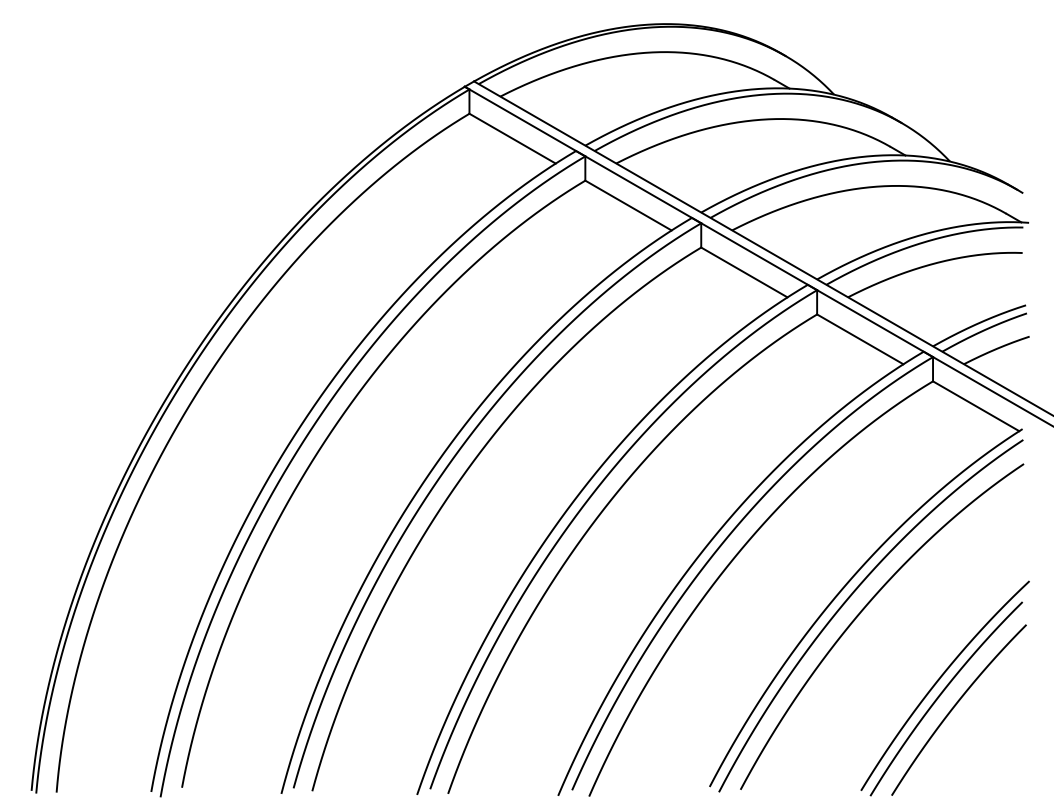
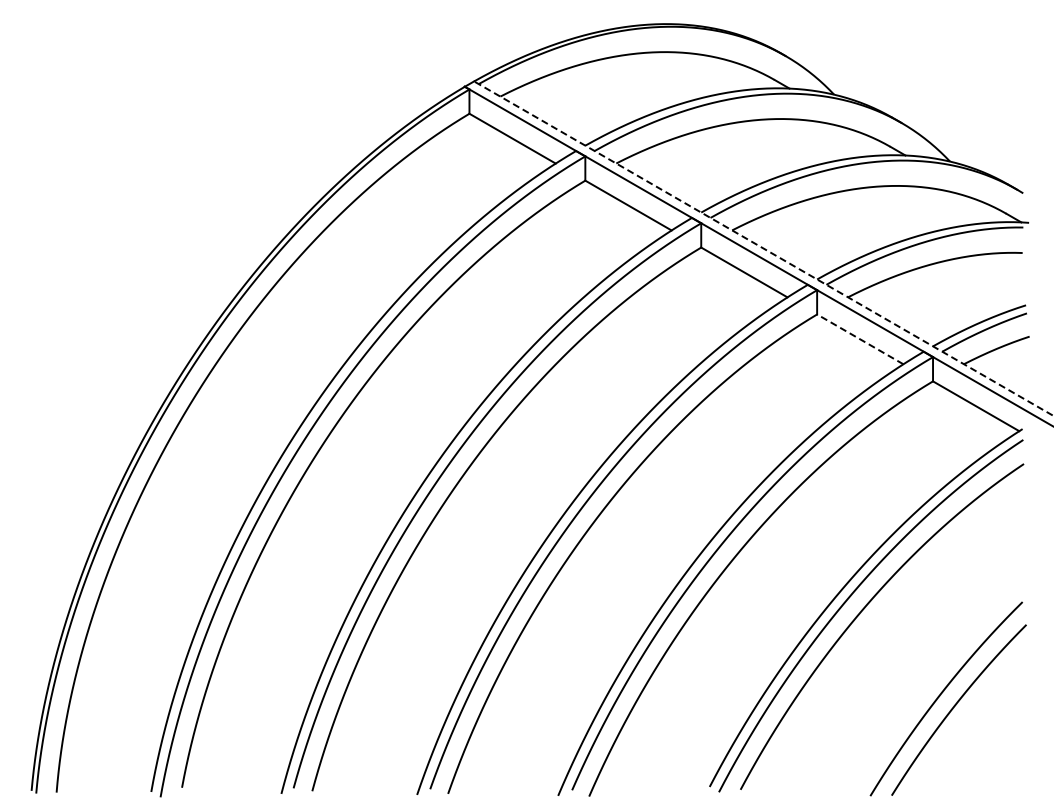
line: solid -> dashed (763, 248)
line: solid -> dashed (860, 339)
curve: present -> none (939, 680)
